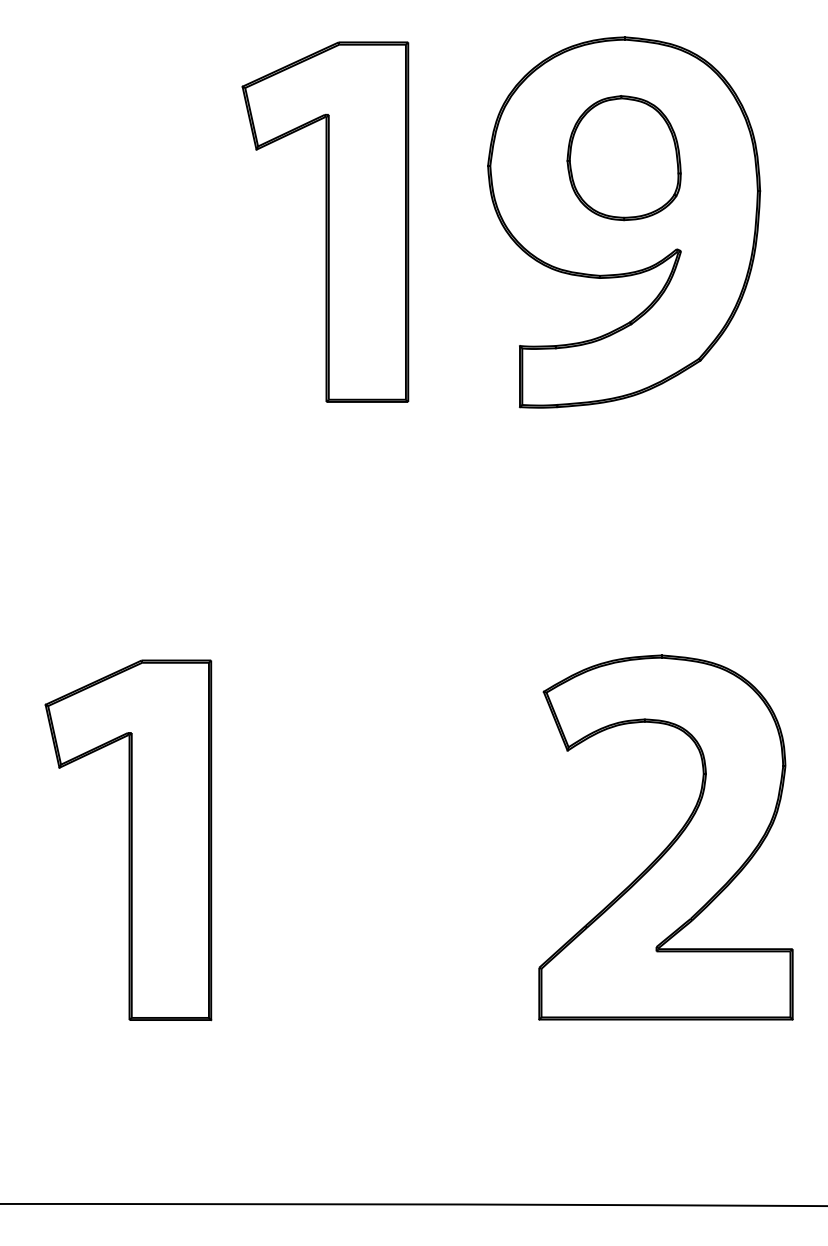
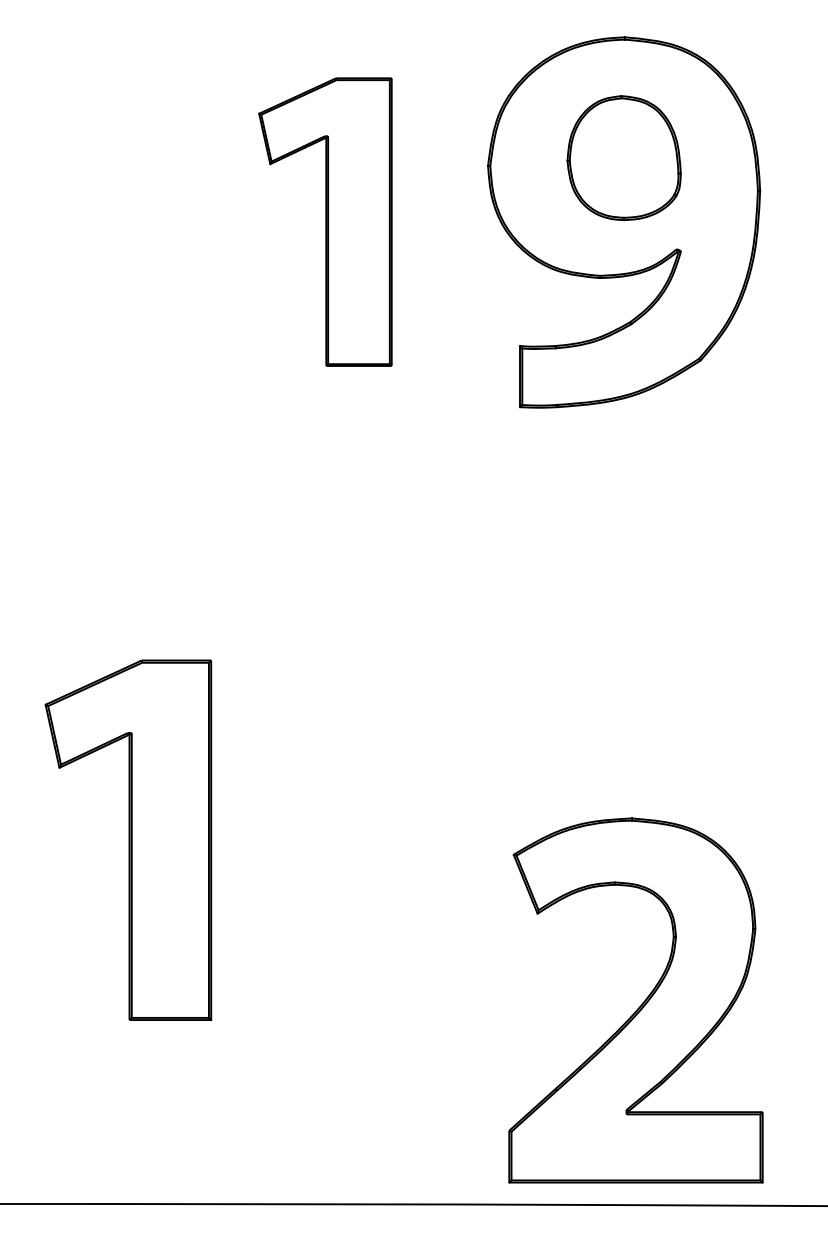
part size: 169x362 px -> 135x290 px (325, 221)
part position: (671, 840) -> (641, 1003) (641, 1003)
